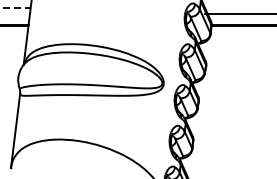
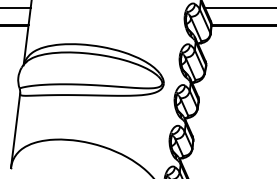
line: dashed -> solid (15, 7)
line position: (238, 13) -> (238, 7) (238, 7)
